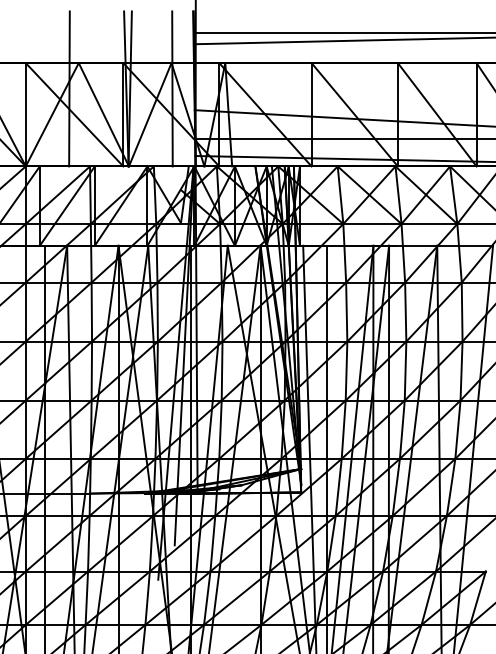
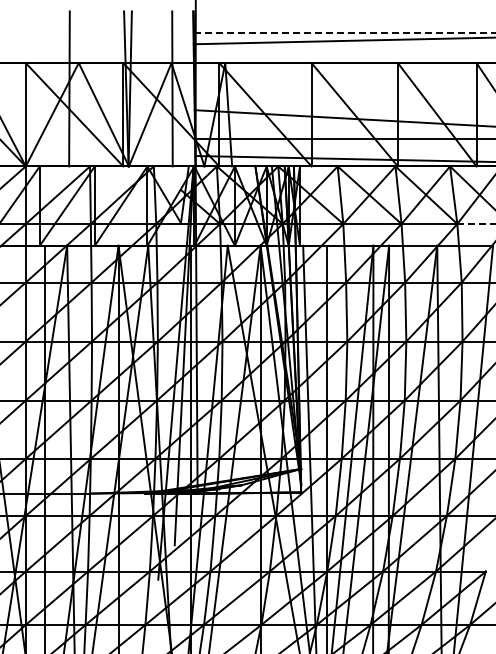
line: solid -> dashed (344, 32)
line: solid -> dashed (476, 224)
